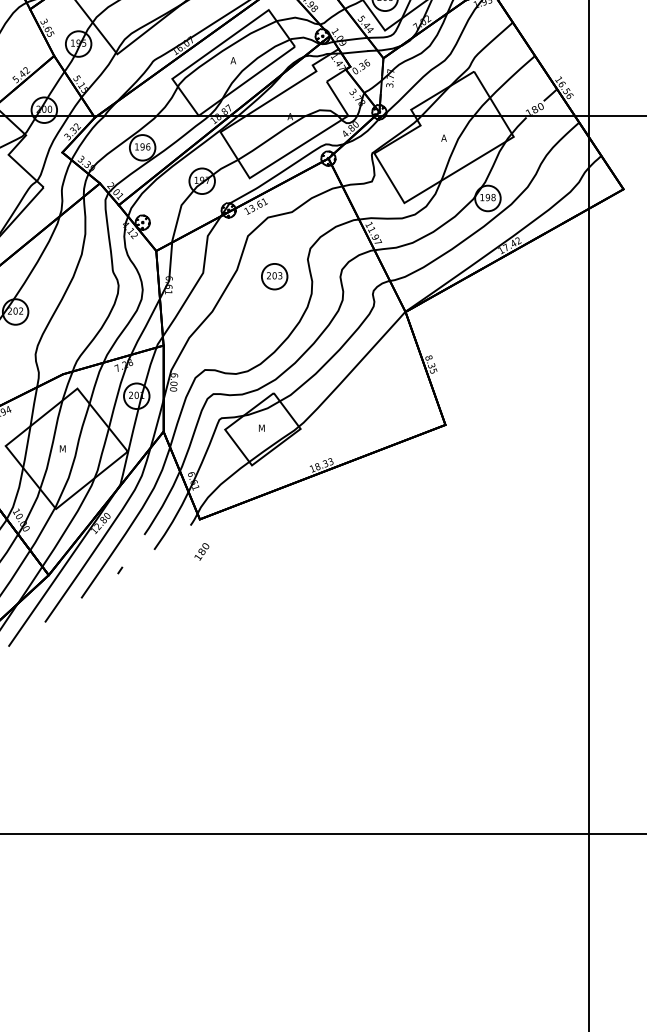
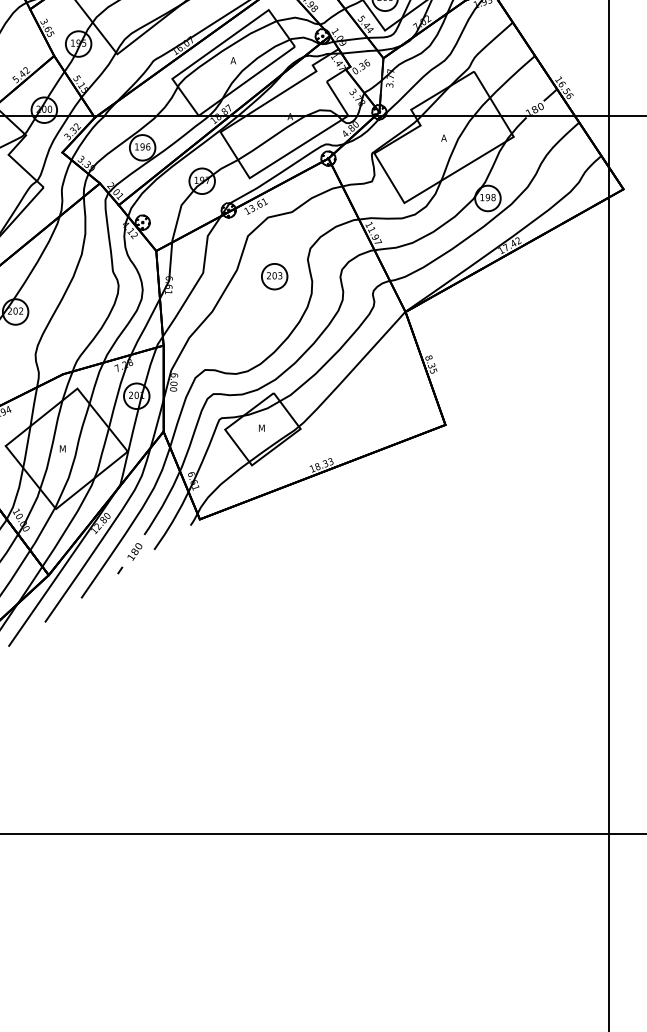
line position: (588, 515) -> (608, 515) (608, 515)
text position: (201, 551) -> (134, 551) (134, 551)
